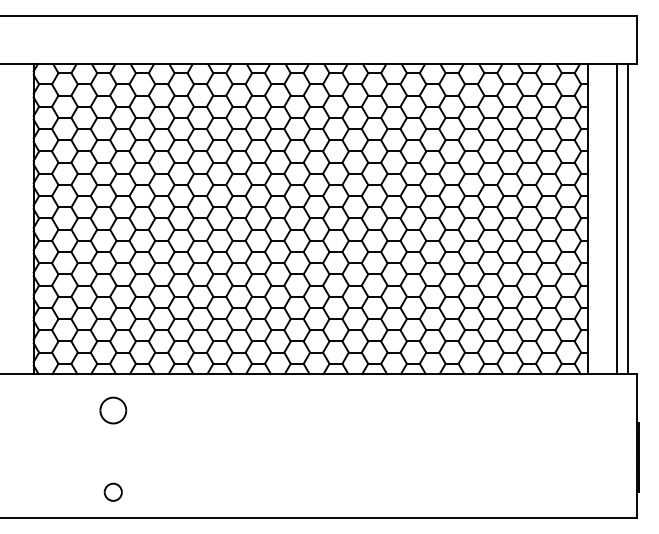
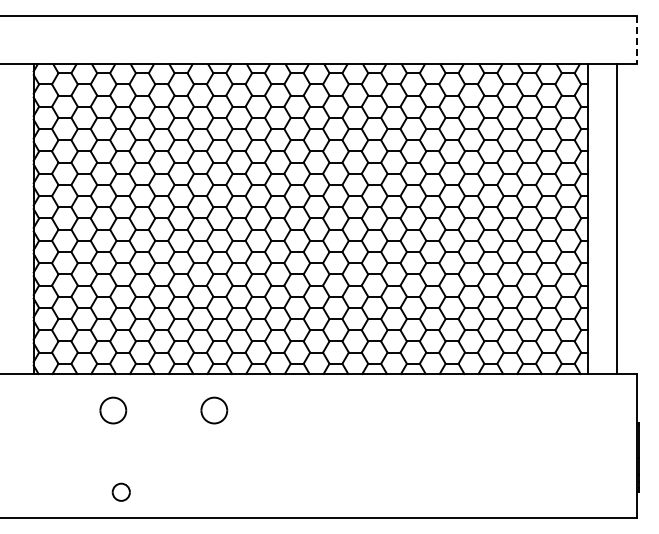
line: solid -> dashed (637, 40)
line: present -> none (628, 219)
part: none -> present (214, 410)
part position: (112, 491) -> (120, 491) (120, 491)
